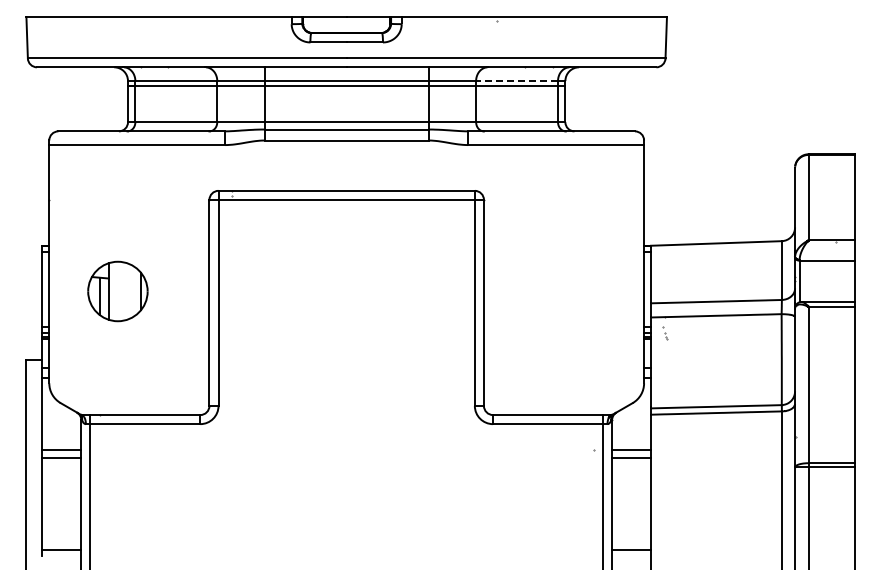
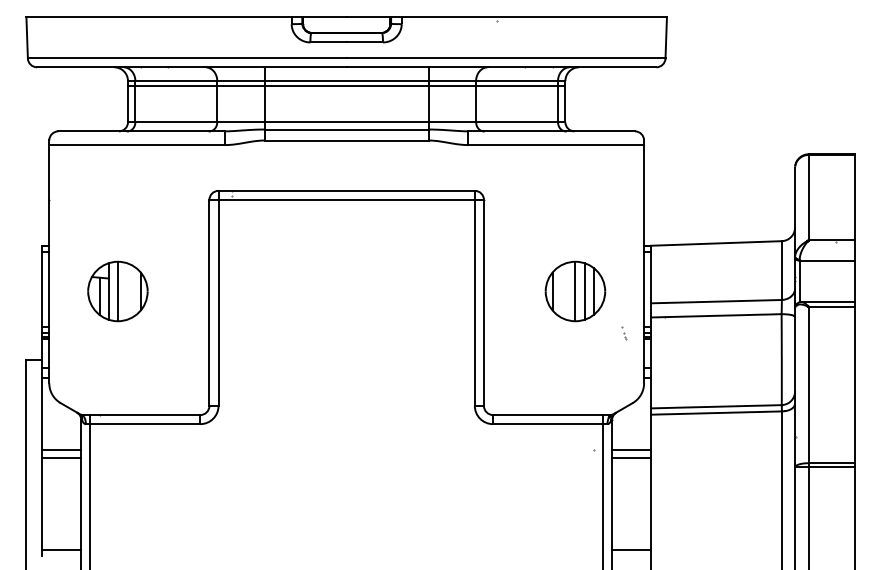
line: dashed -> solid (517, 81)
line: none -> present (117, 291)
part: none -> present (575, 291)
part position: (665, 333) -> (624, 333) (624, 333)
